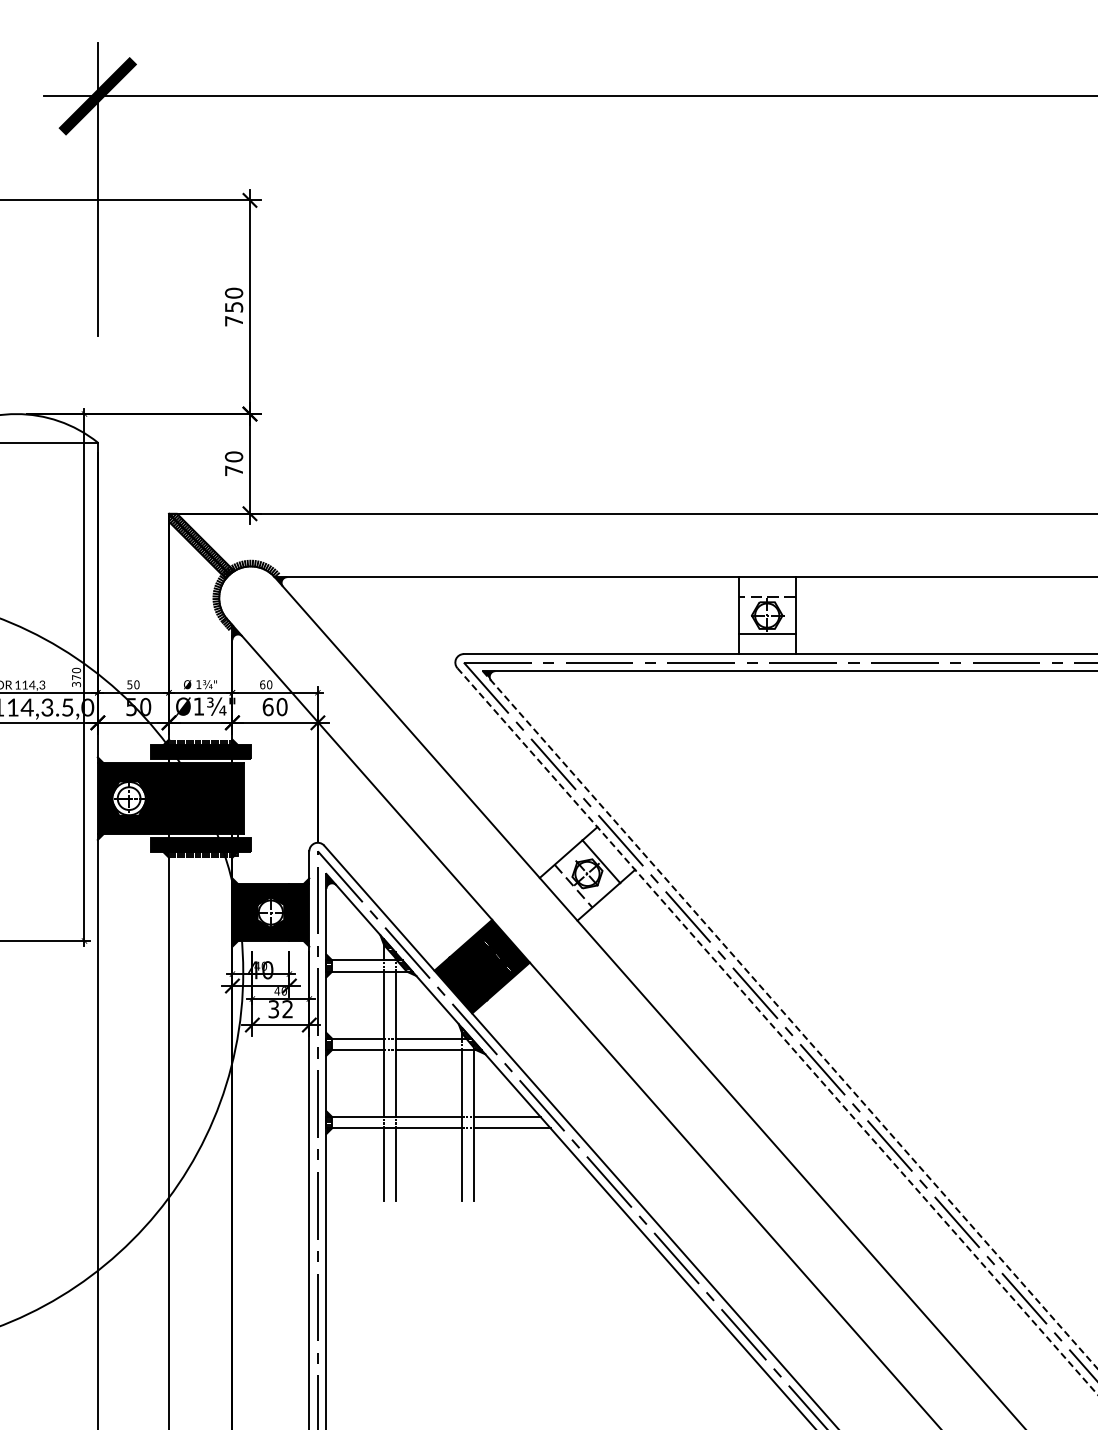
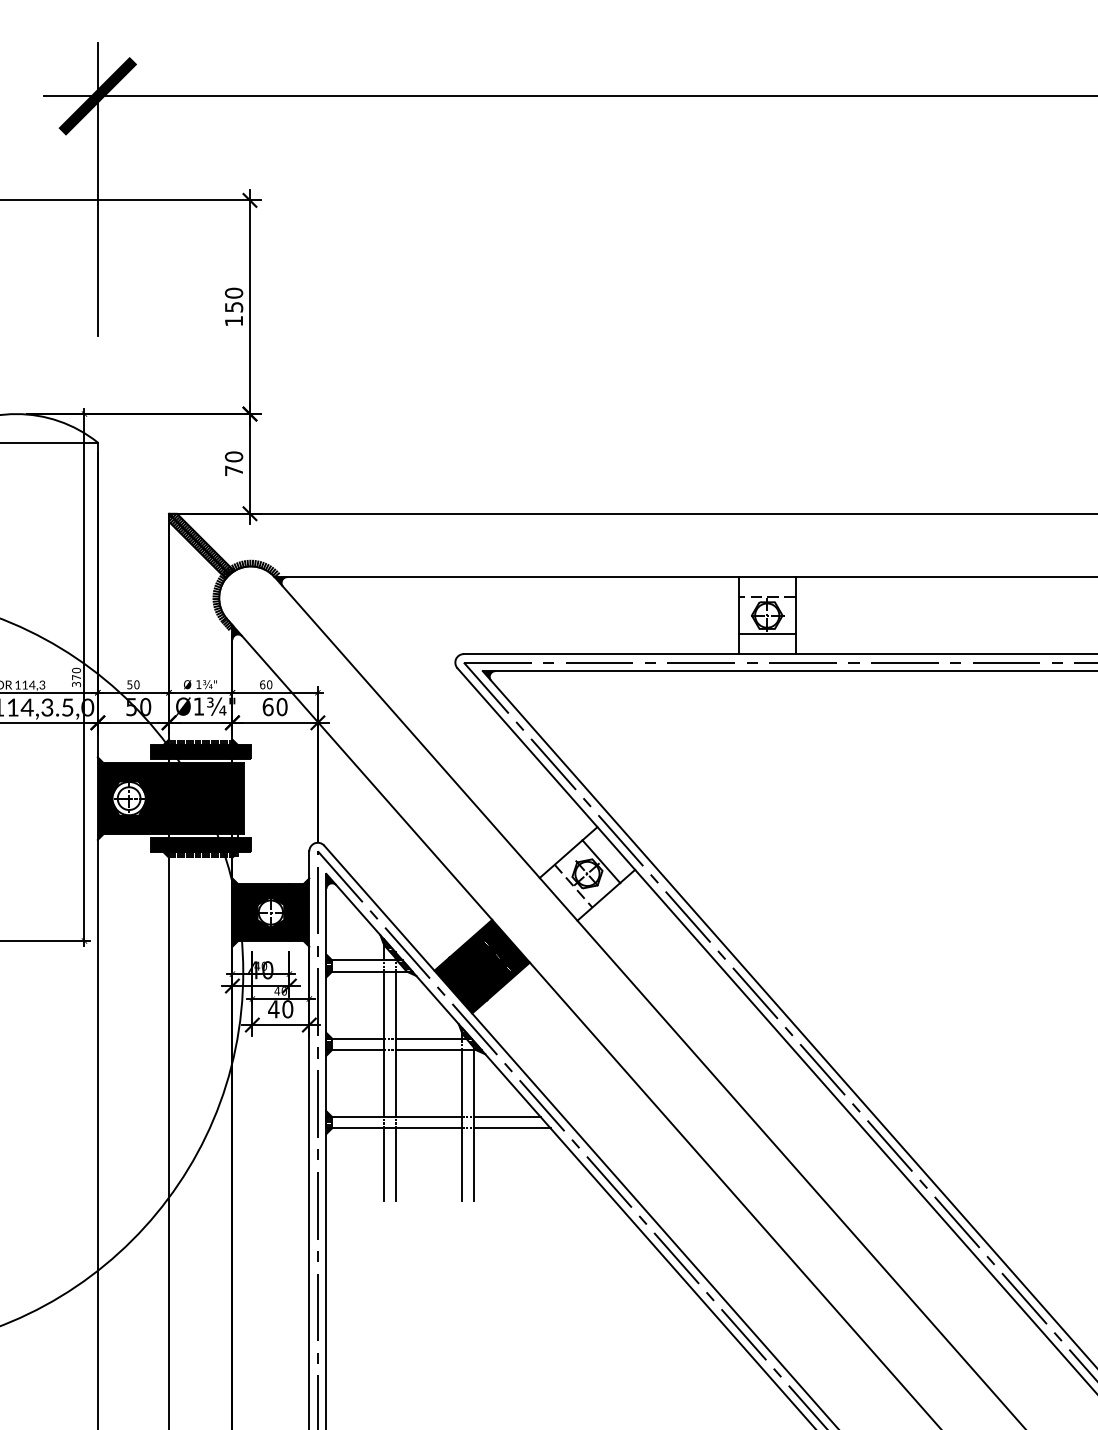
text: 750 -> 150 (233, 321)
text: 32 -> 40 (280, 1009)
line: dashed -> solid (790, 1019)
line: dashed -> solid (777, 1031)
